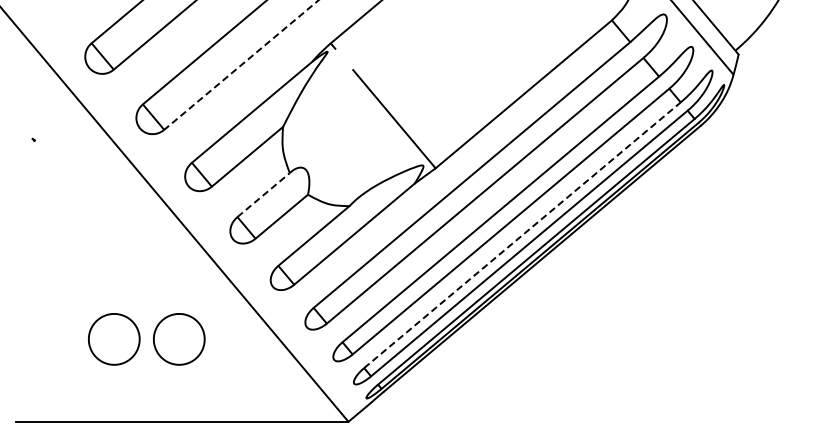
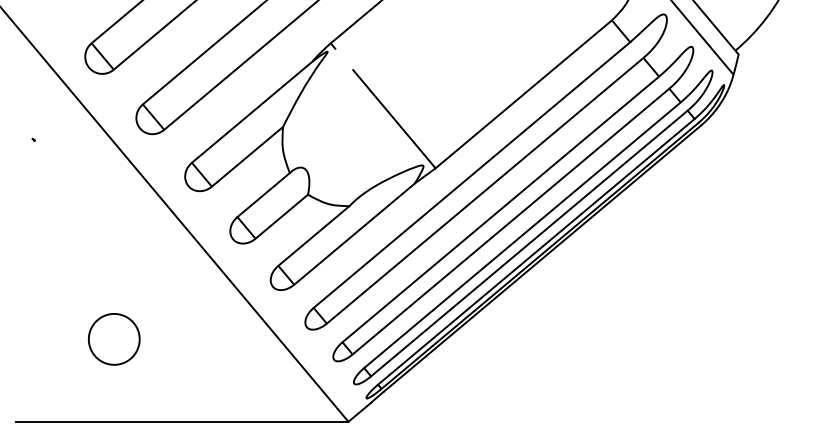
line: dashed -> solid (241, 65)
line: dashed -> solid (264, 194)
line: dashed -> solid (522, 235)
part: present -> none (179, 339)
